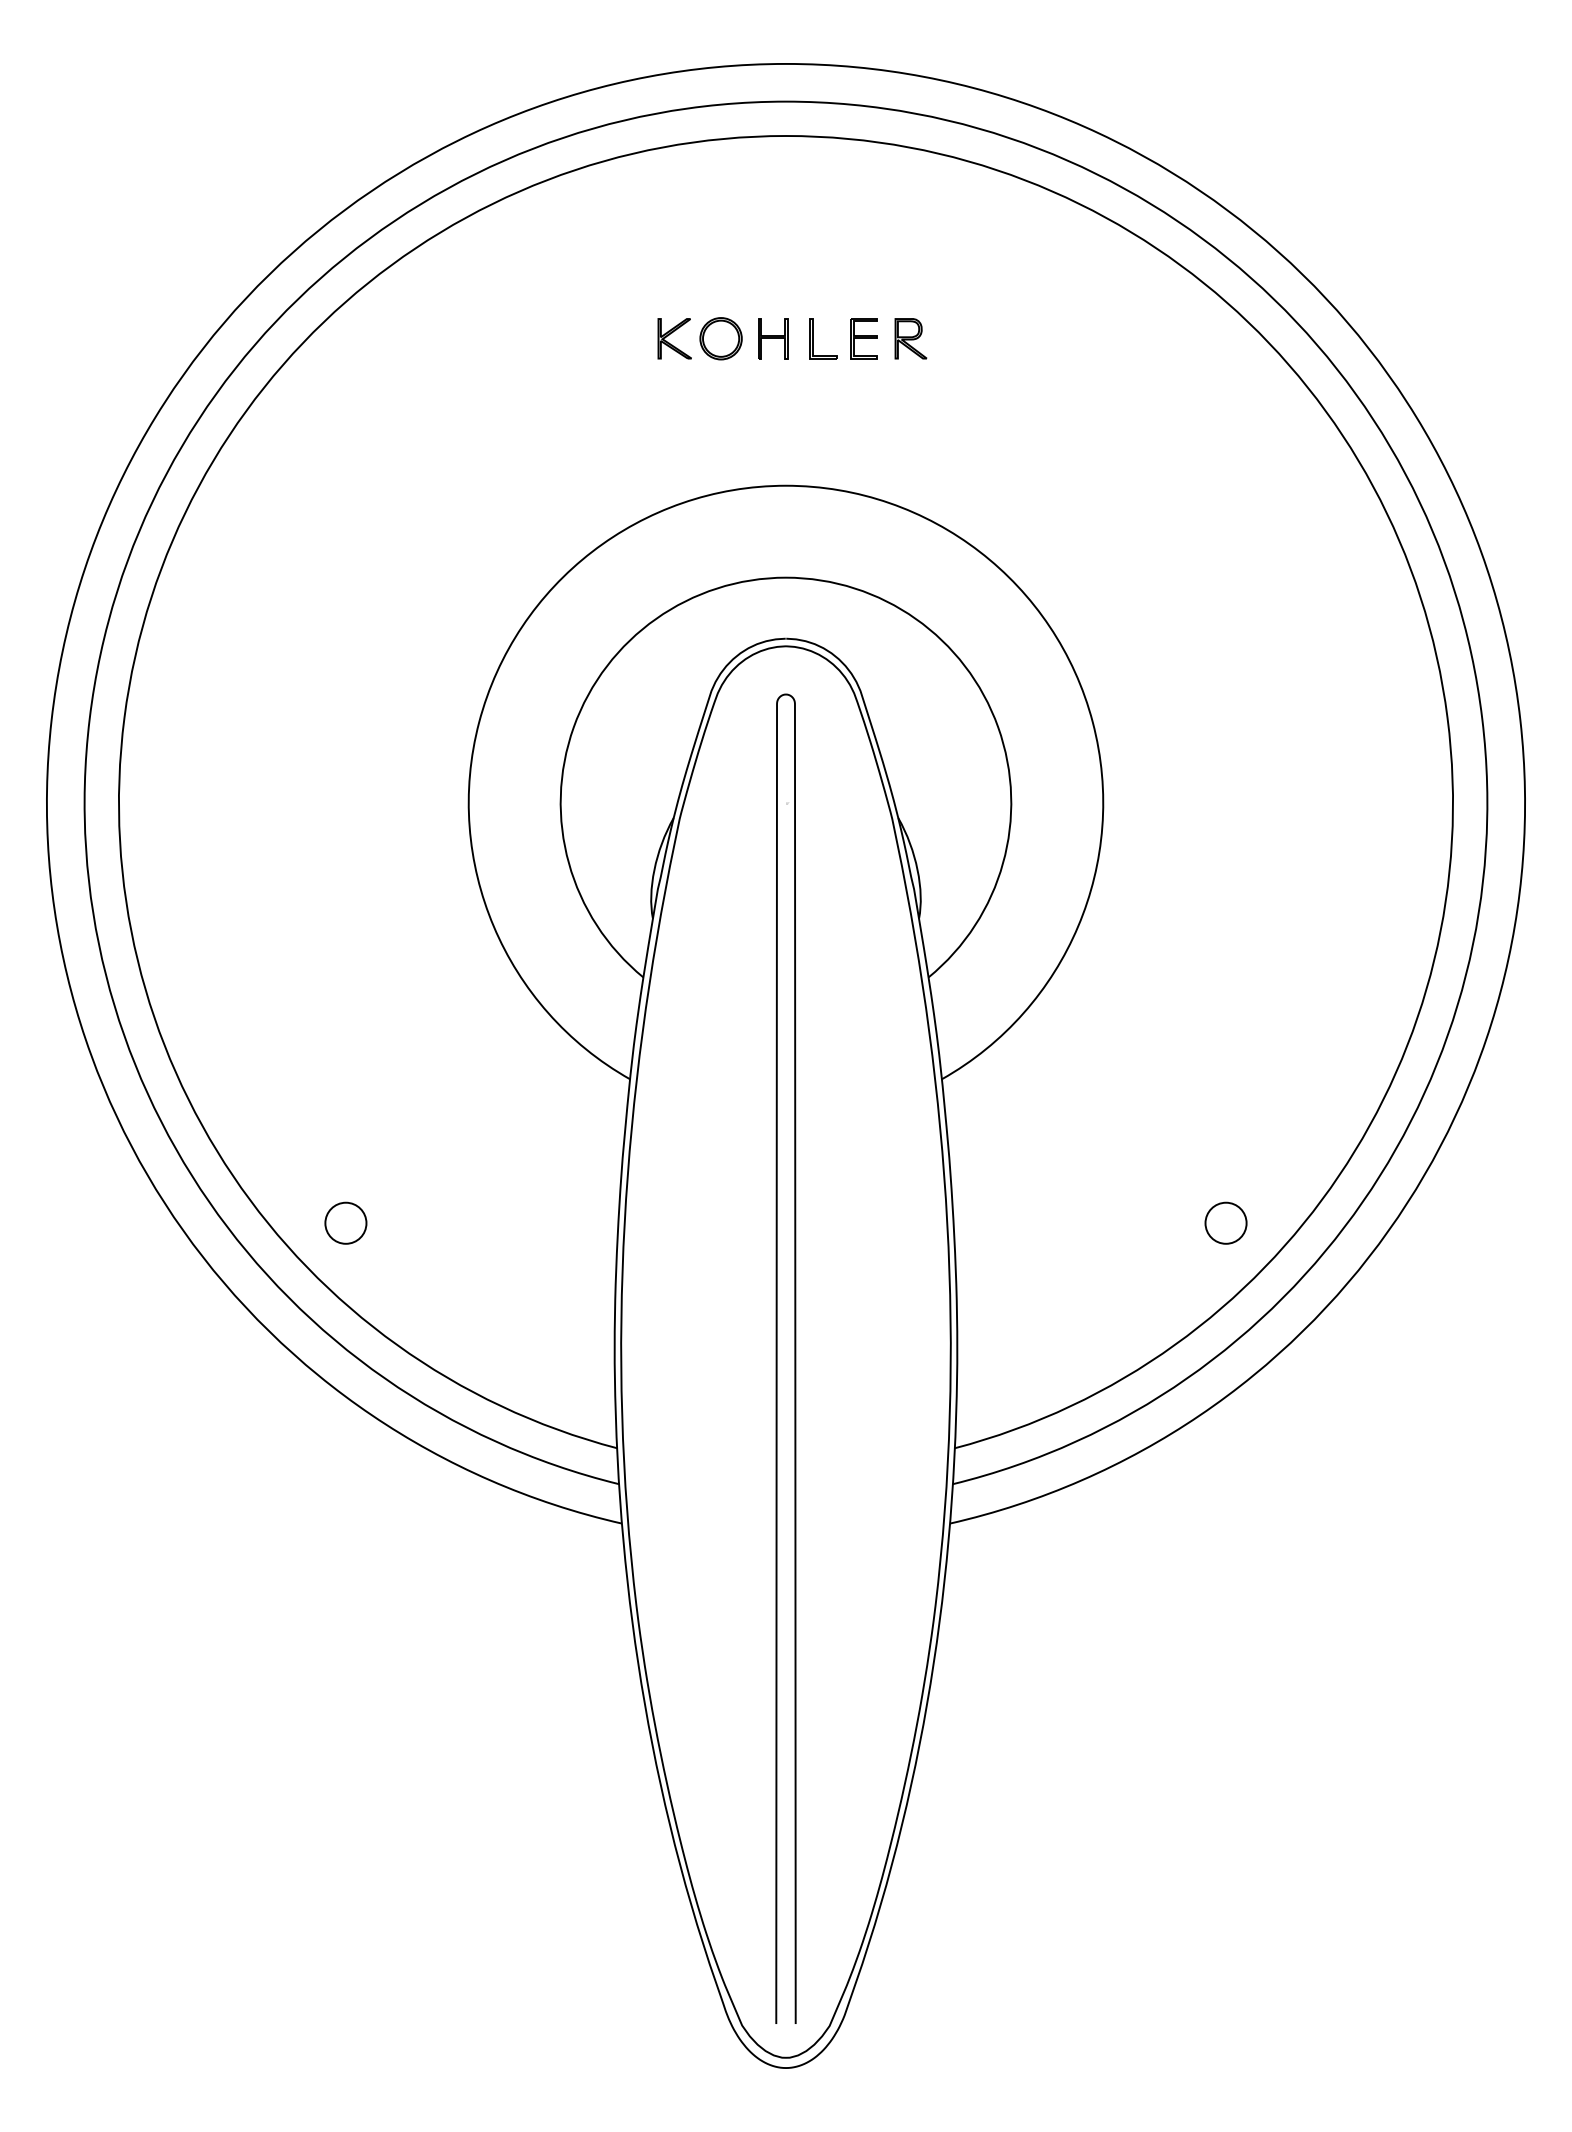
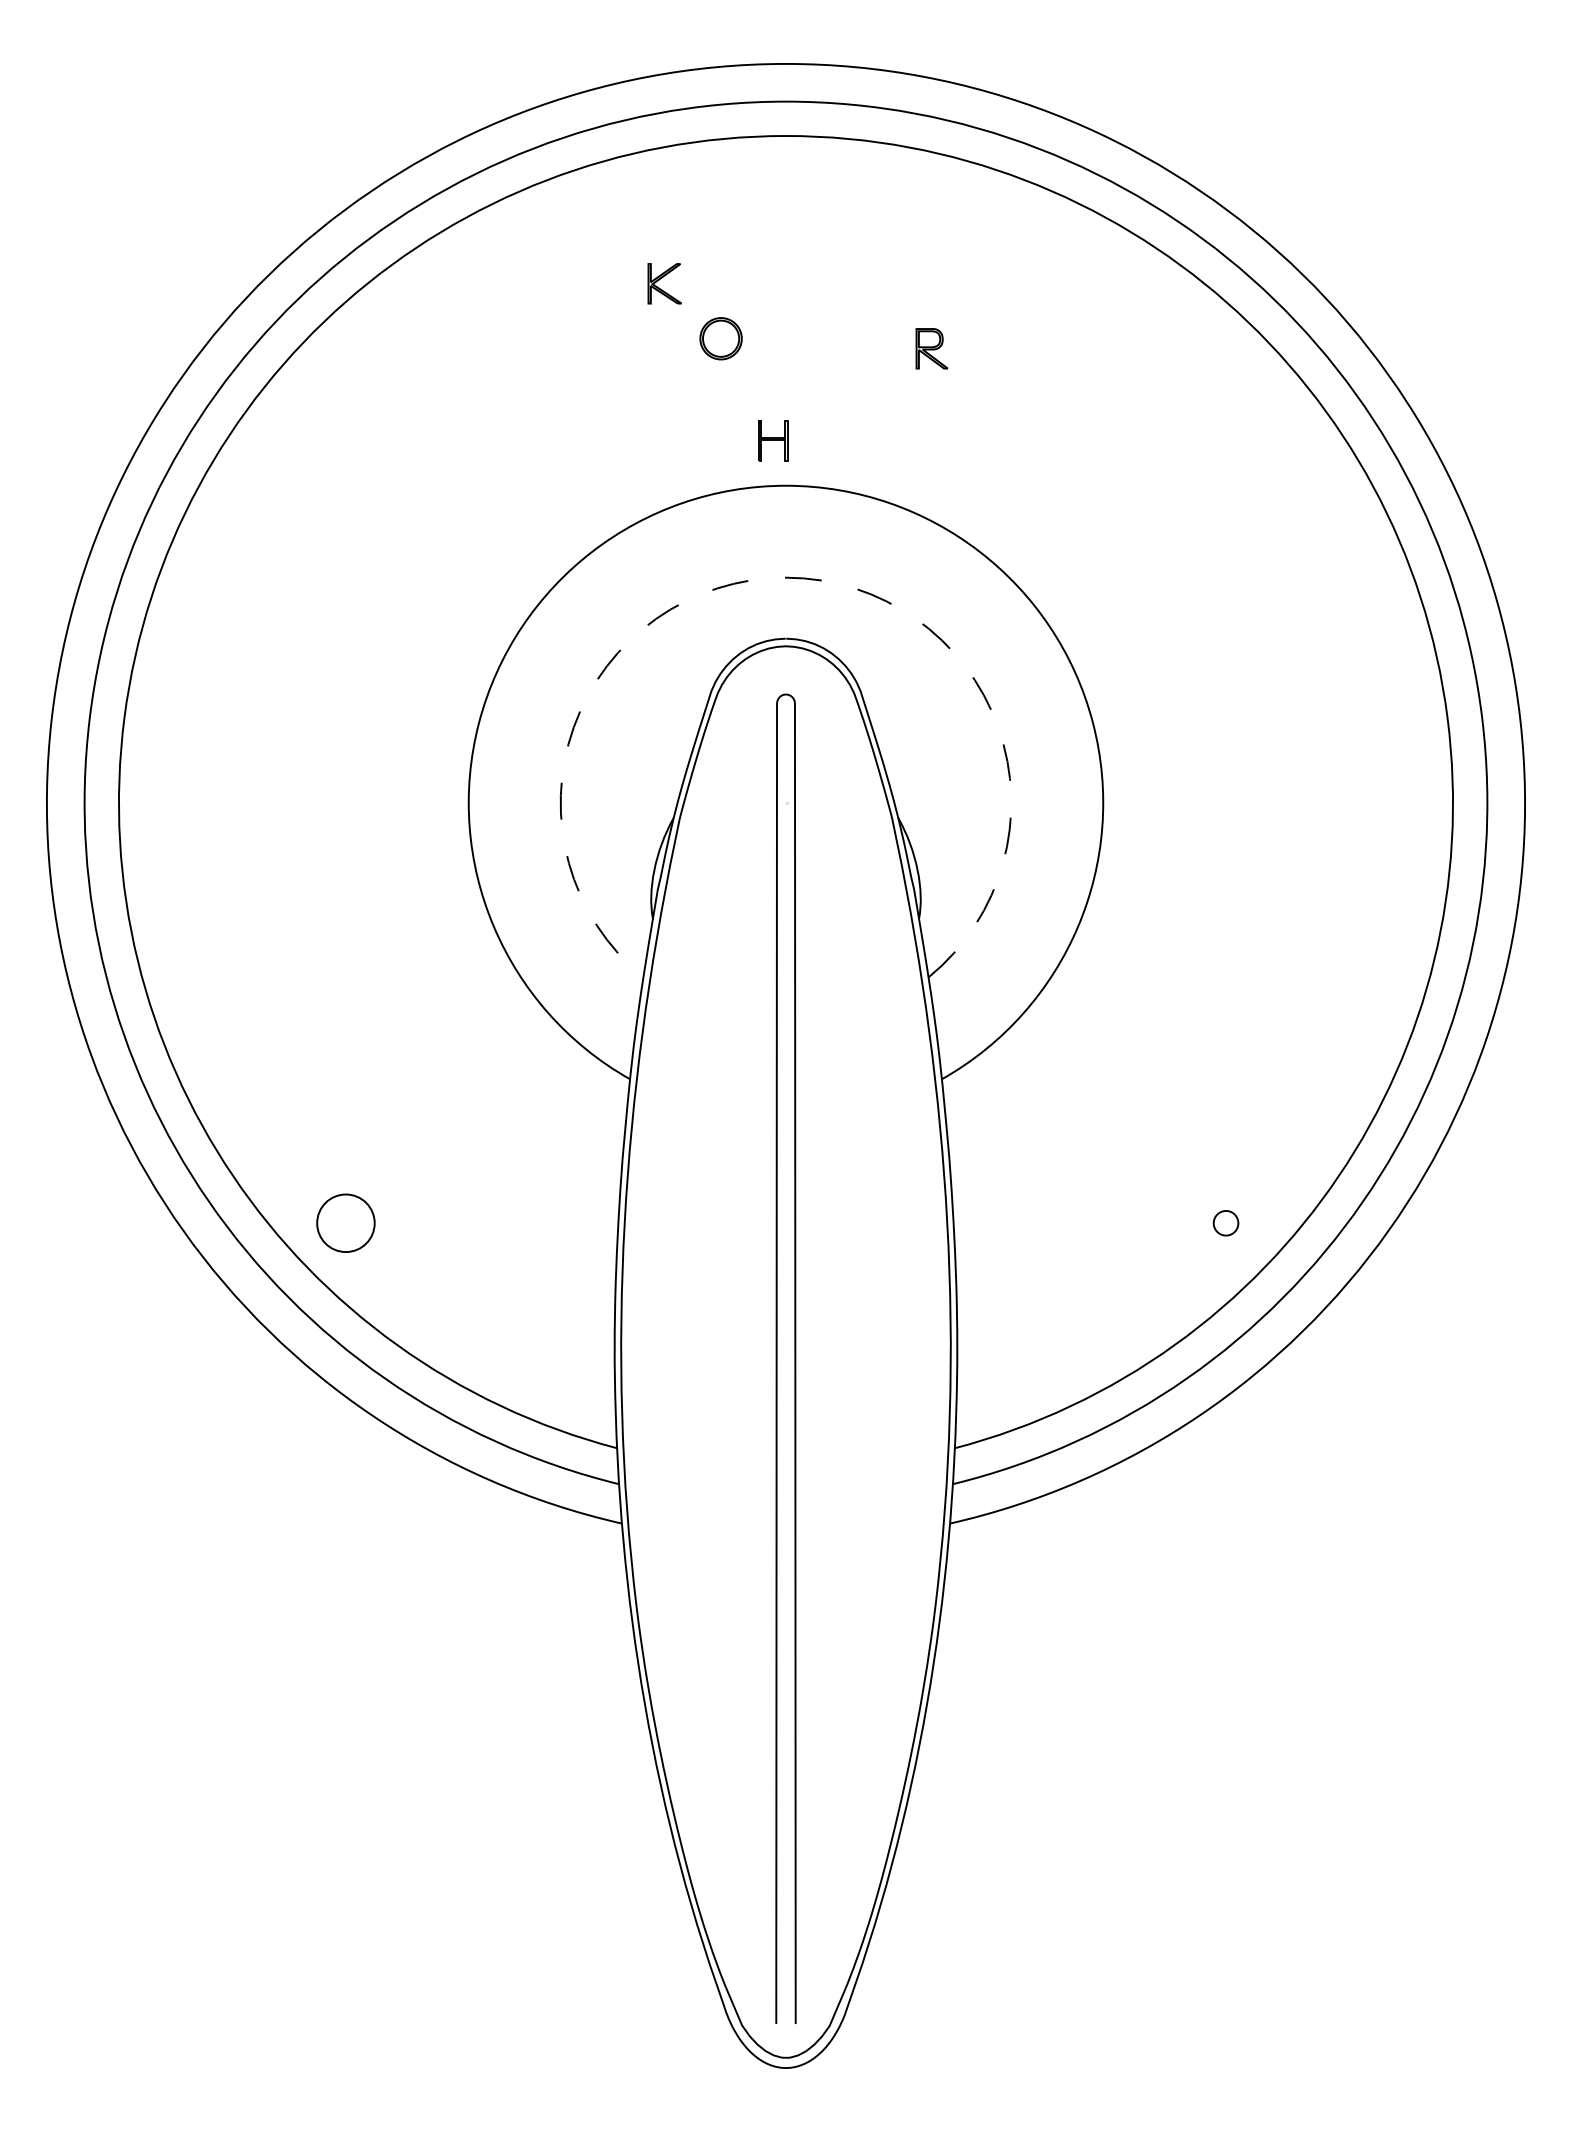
part position: (674, 338) -> (664, 283) (664, 283)
part position: (773, 338) -> (773, 440) (773, 440)
part: present -> none (813, 338)
part: present -> none (863, 338)
part position: (910, 338) -> (931, 348) (931, 348)
arc: solid -> dashed (786, 577)
circle diameter: 41 px -> 58 px (345, 1223)
circle diameter: 41 px -> 25 px (1225, 1222)
